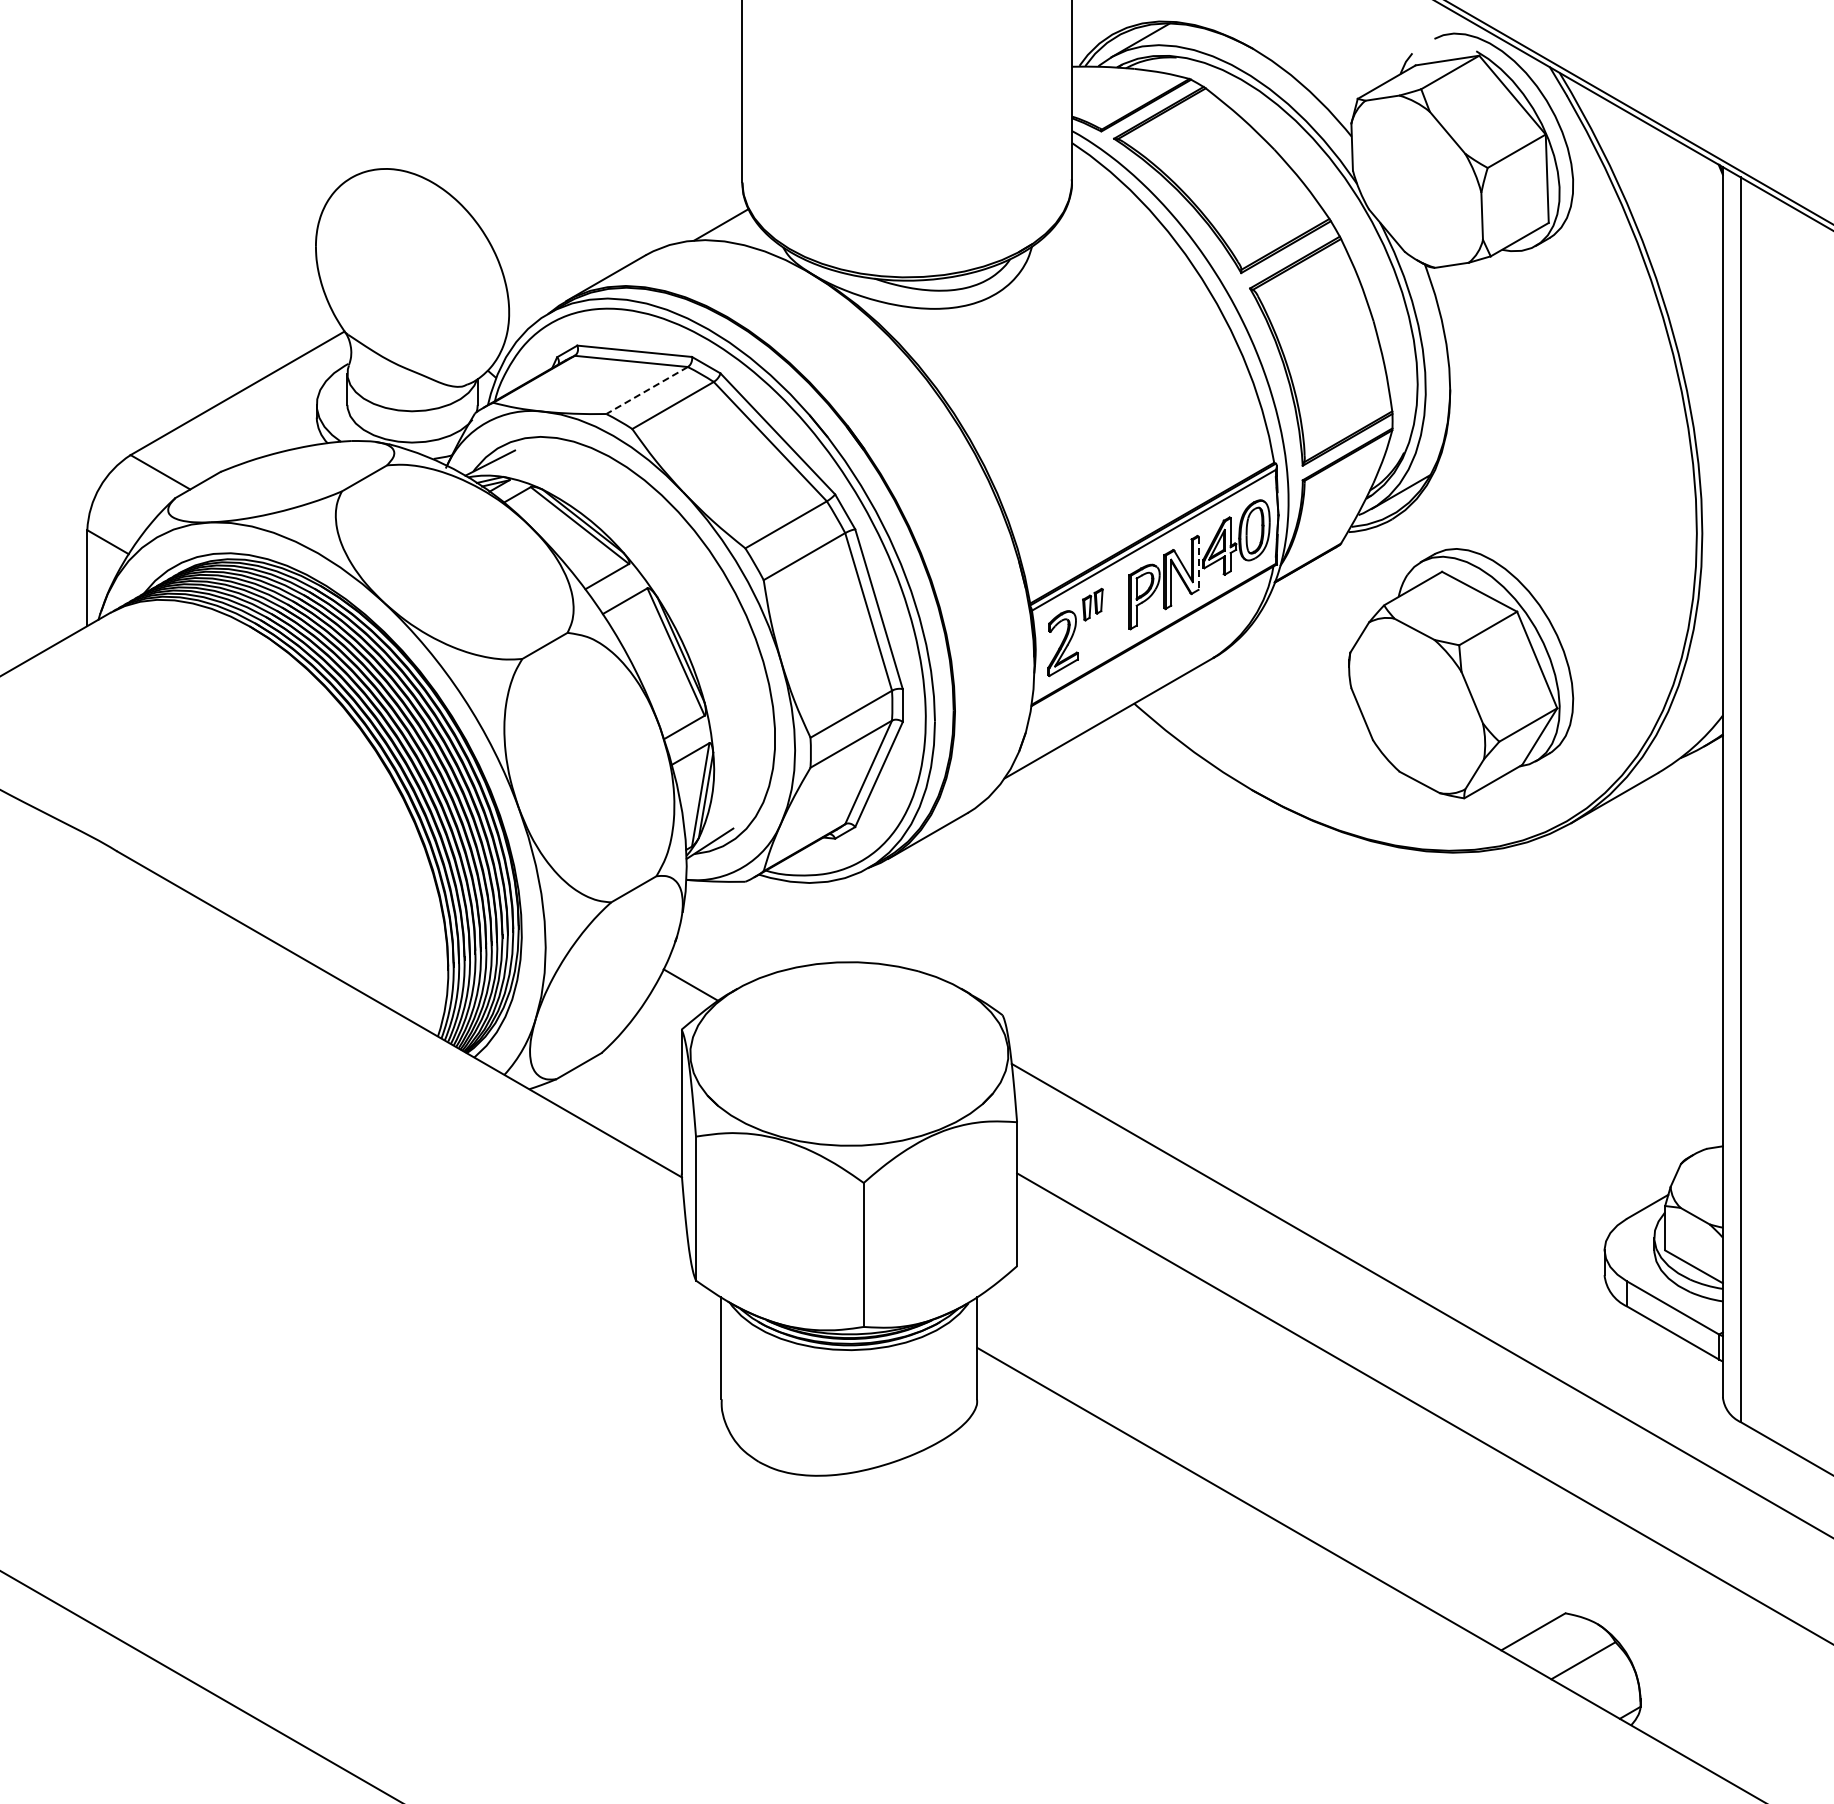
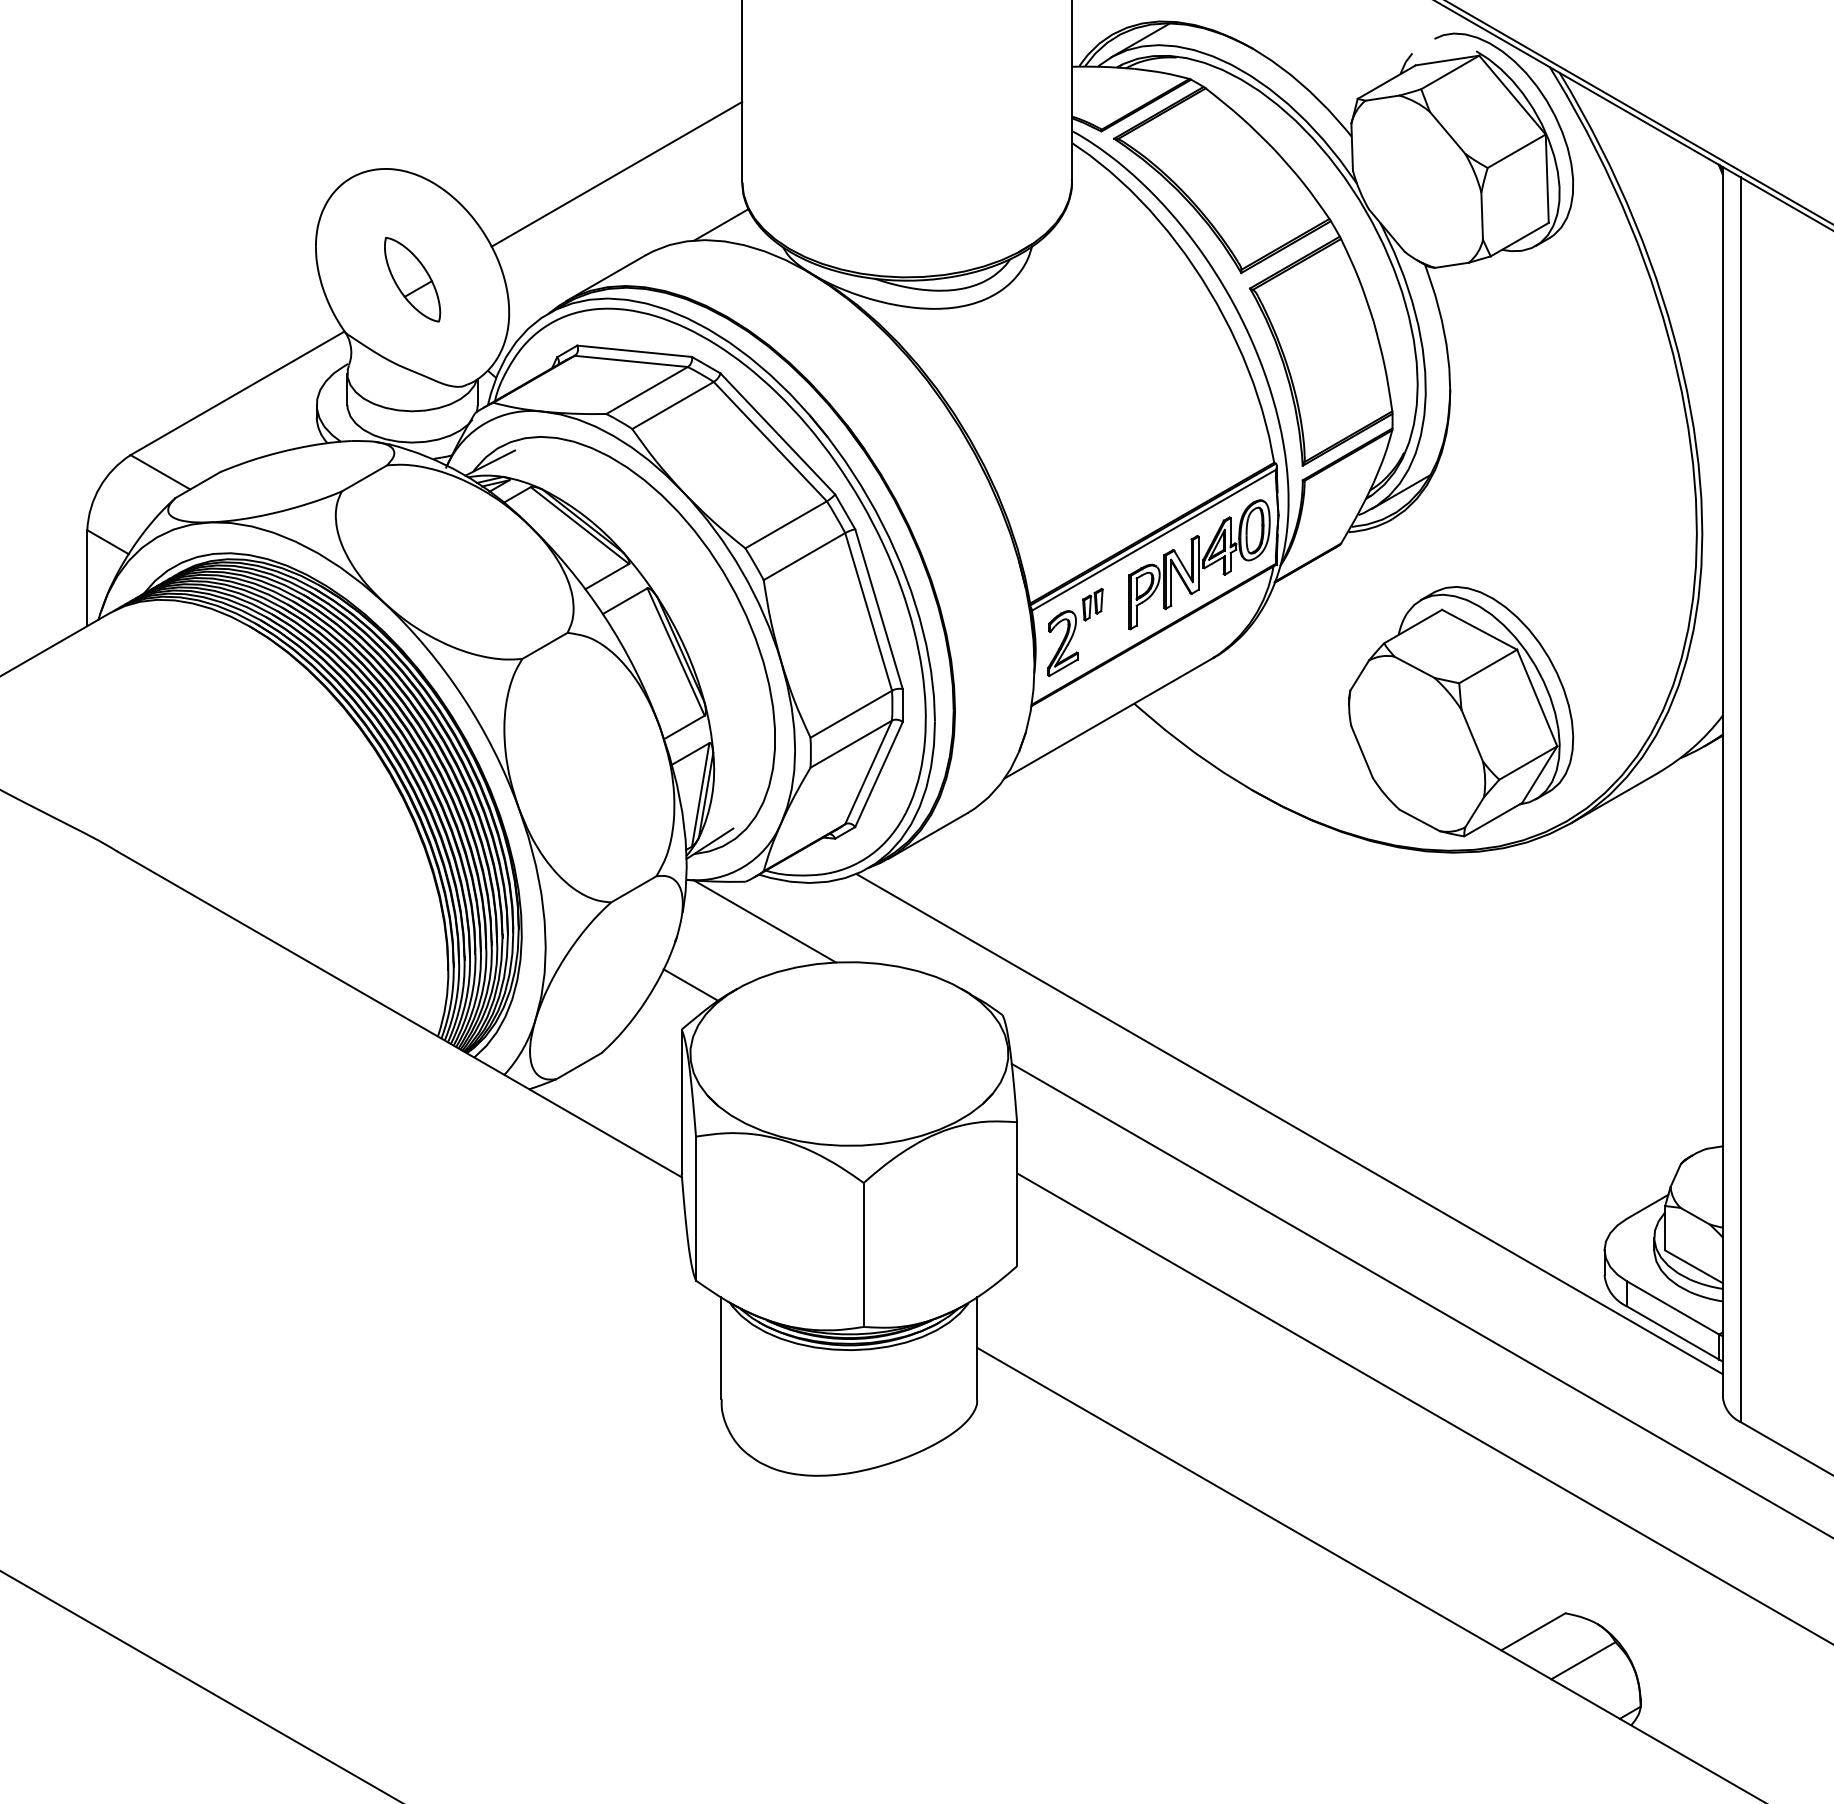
line: none -> present (616, 173)
part: none -> present (412, 279)
line: dashed -> solid (646, 390)
line: dashed -> solid (1198, 563)
part position: (1461, 673) -> (1461, 711) (1461, 711)
line: none -> present (764, 921)
line: none -> present (1289, 1124)
